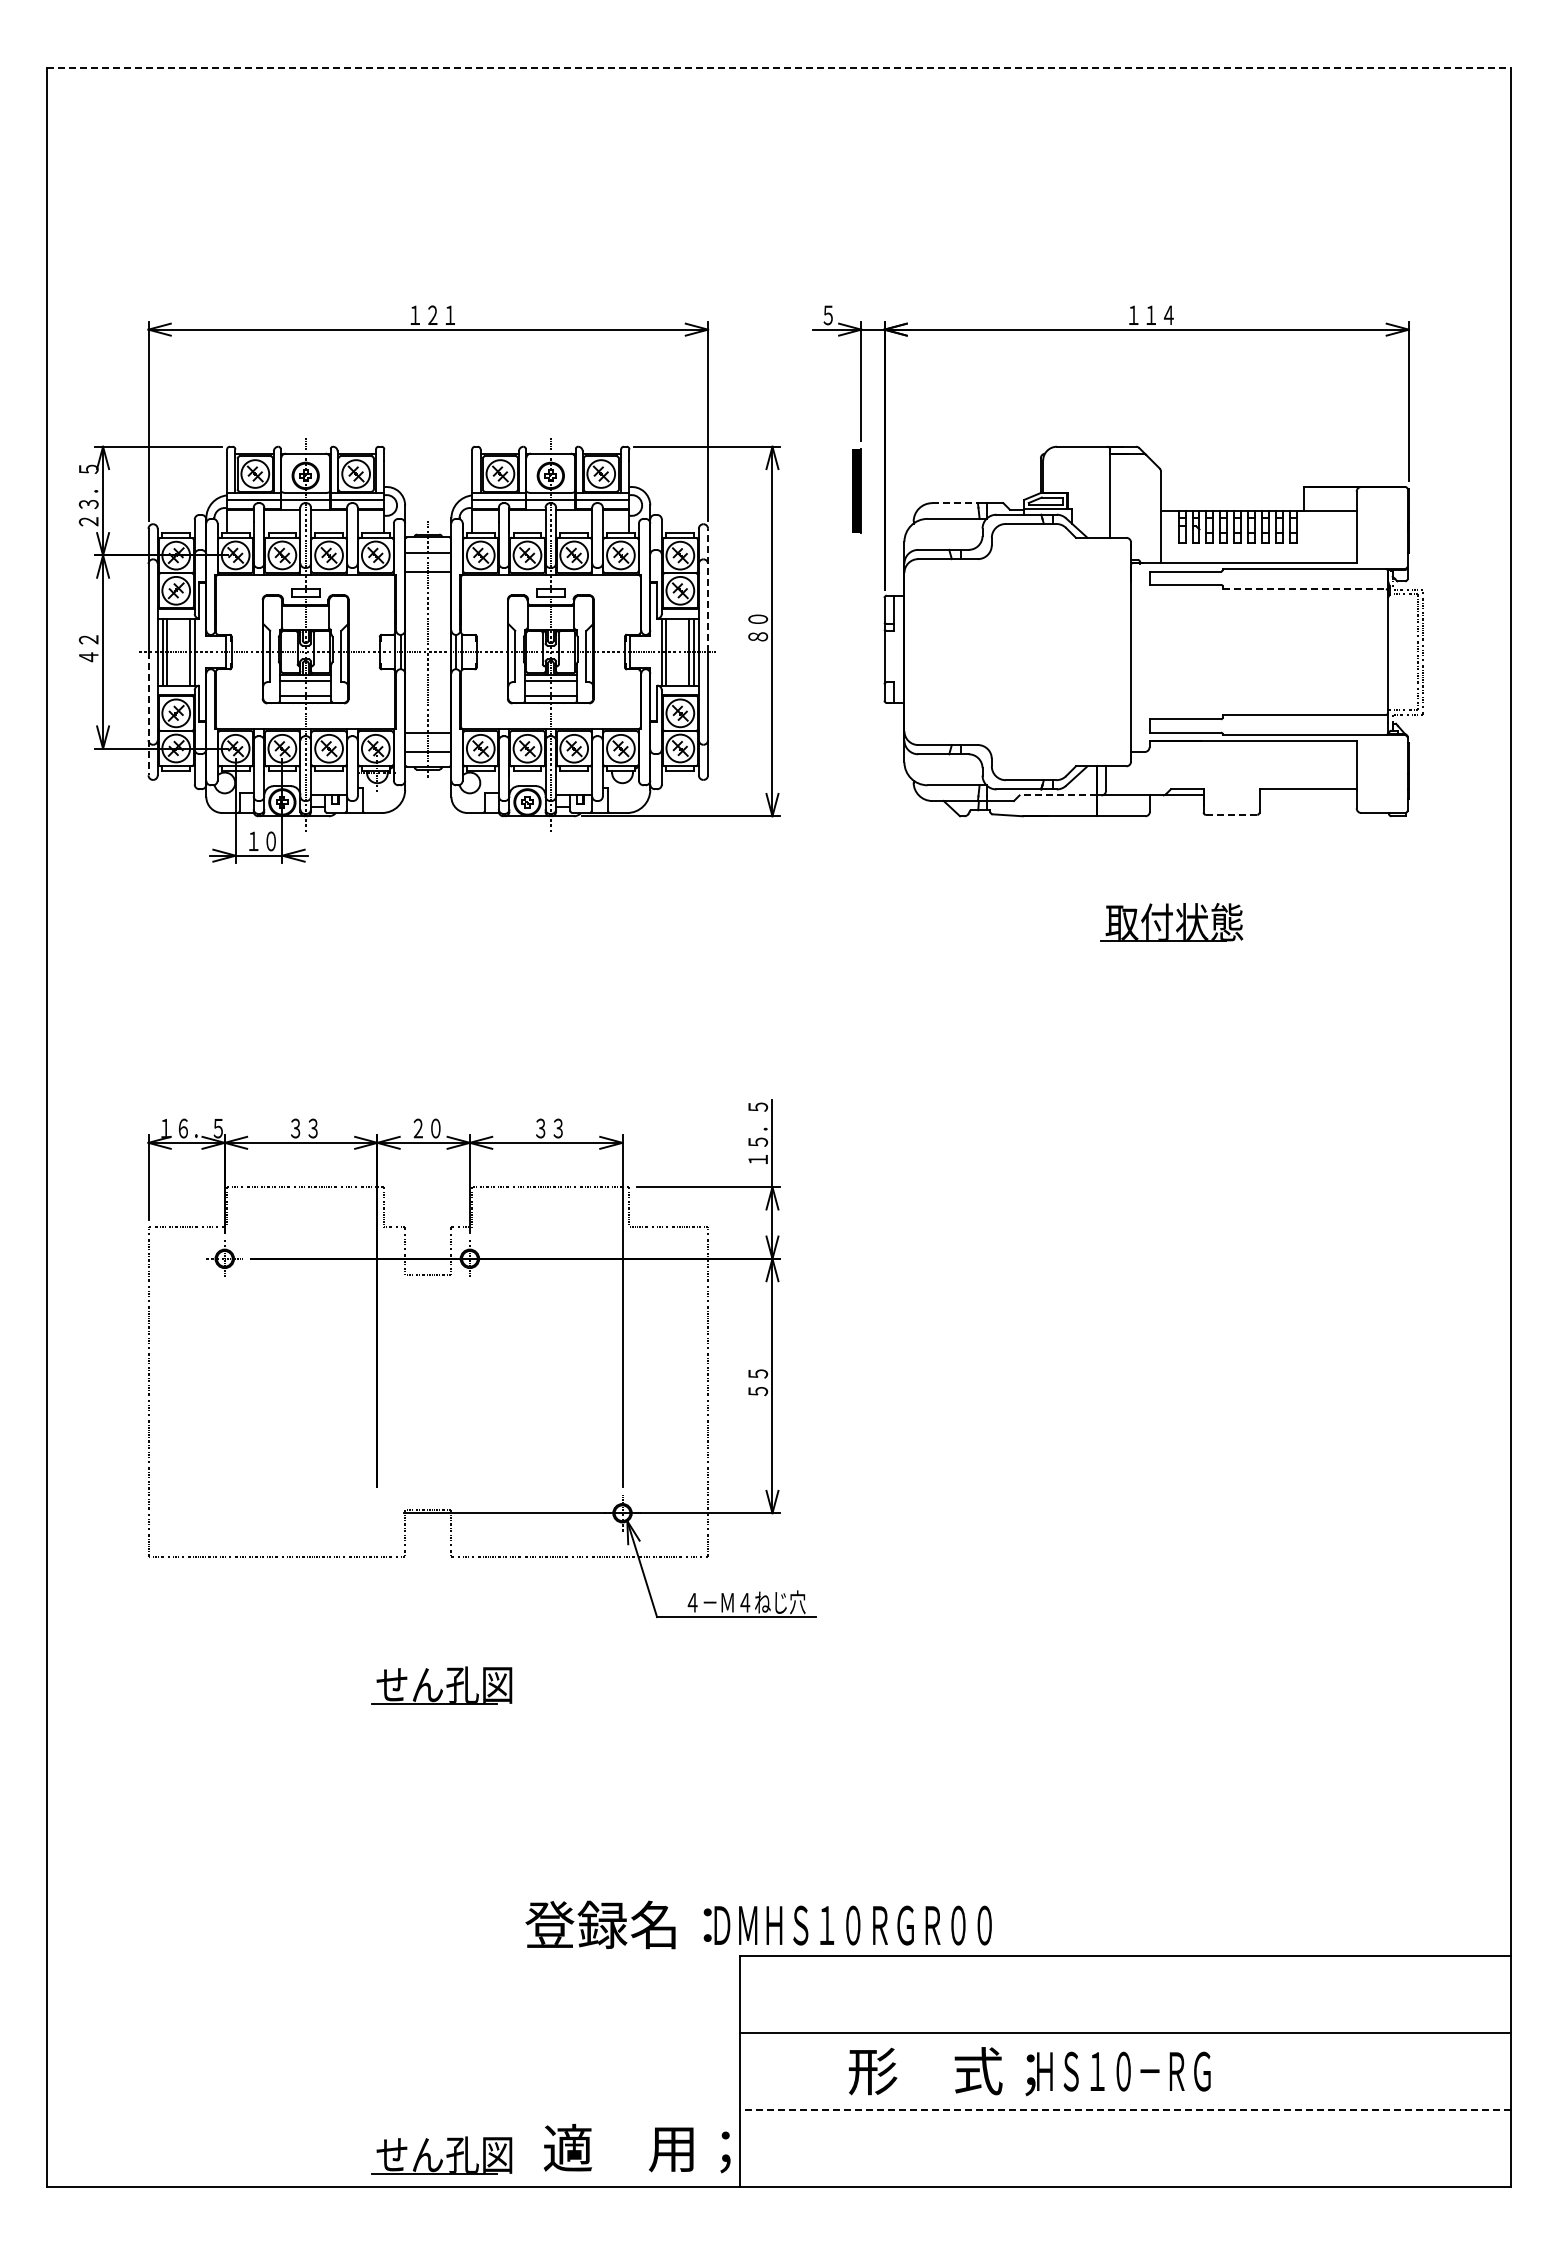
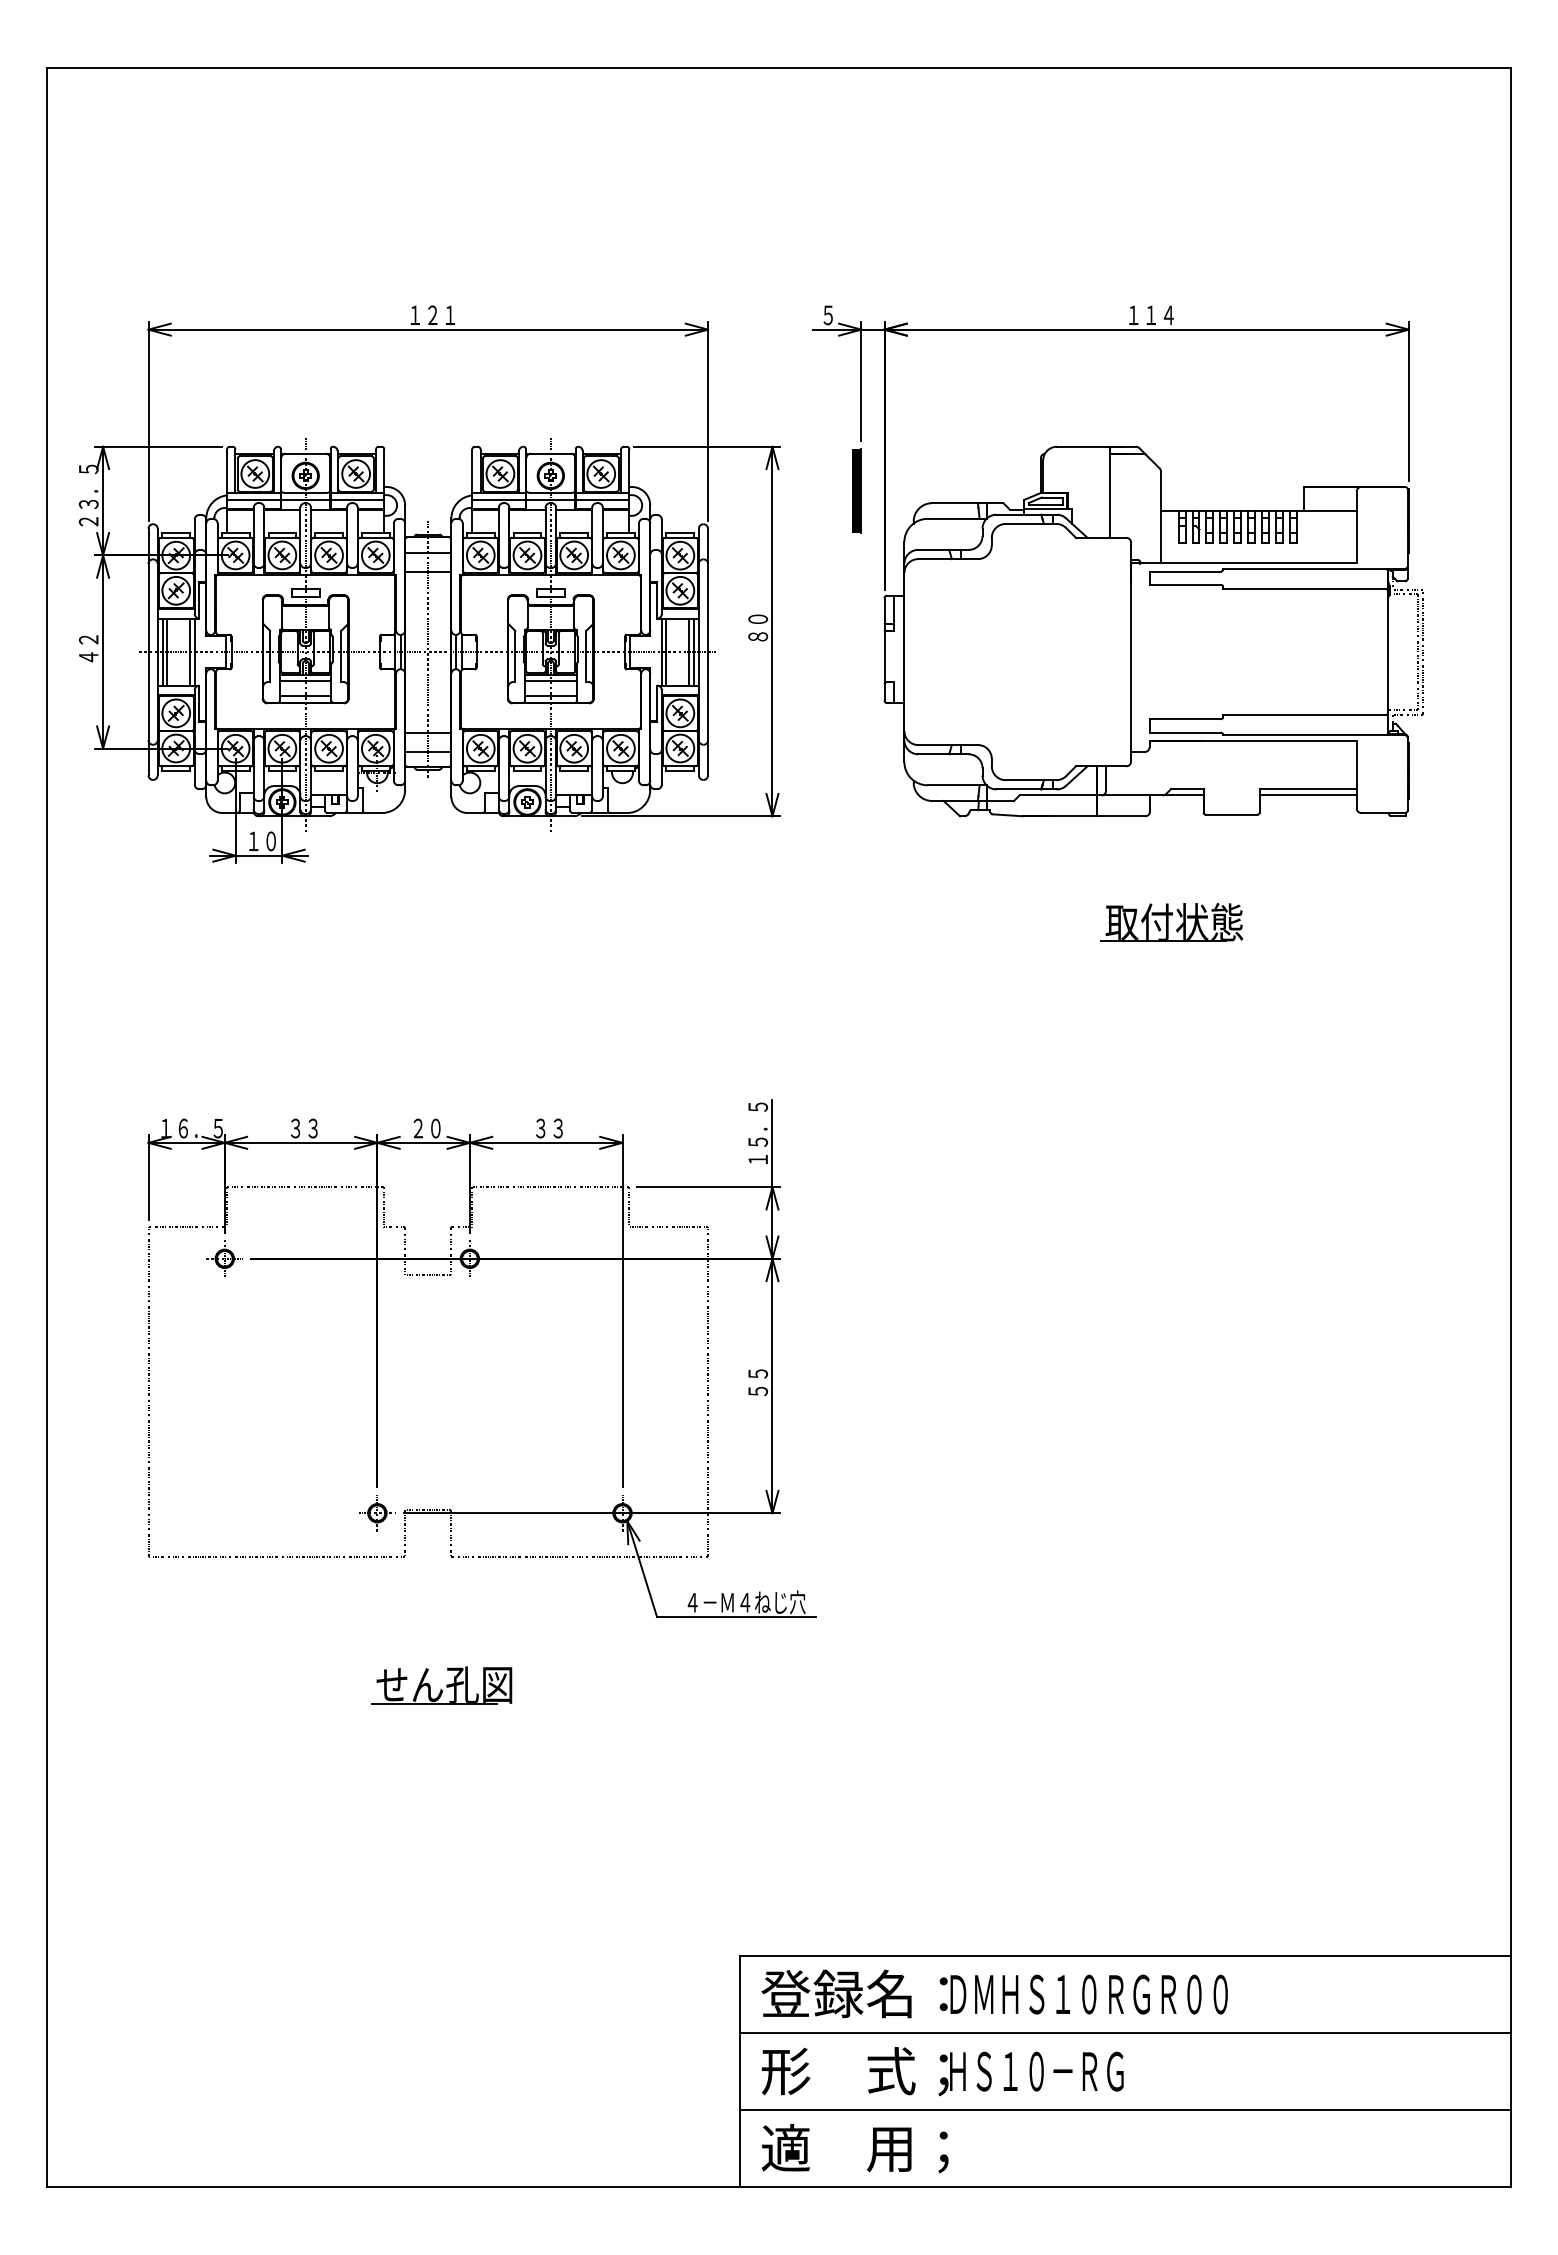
line: dashed -> solid (779, 67)
line: dashed -> solid (955, 503)
line: dashed -> solid (1304, 589)
line: dashed -> solid (708, 590)
line: dashed -> solid (148, 713)
line: dashed -> solid (1058, 795)
line: none -> present (1307, 795)
line: dashed -> solid (1231, 814)
part: none -> present (377, 1513)
text position: (758, 1924) -> (994, 1993) (994, 1993)
text position: (1029, 2071) -> (942, 2071) (942, 2071)
line: dashed -> solid (1125, 2110)
text position: (636, 2148) -> (854, 2148) (854, 2148)
part: present -> none (441, 2155)
